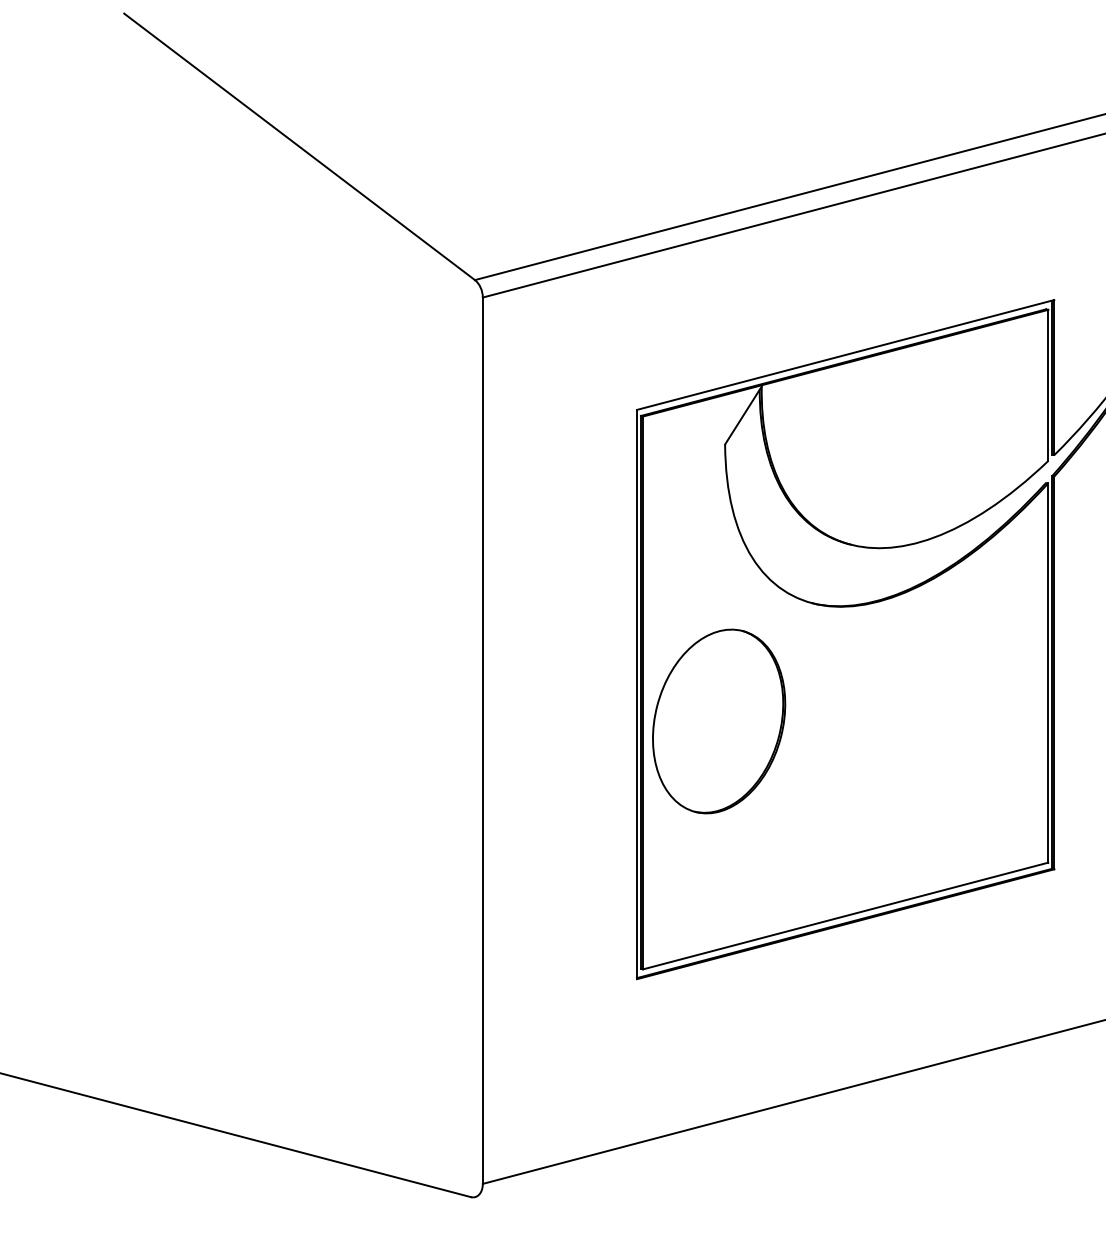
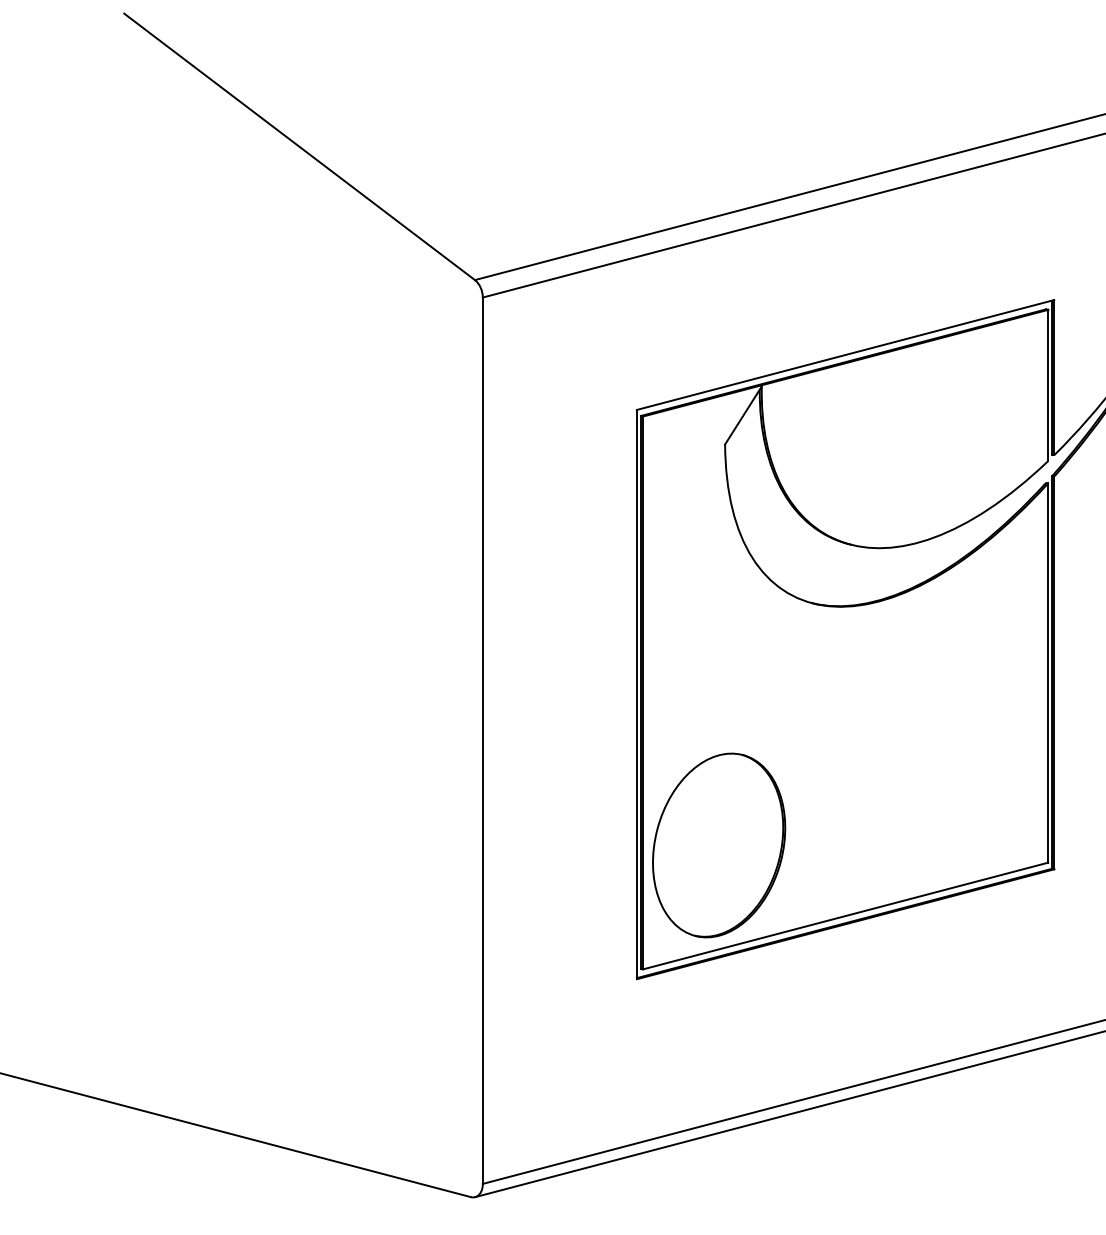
part position: (719, 721) -> (719, 845) (719, 845)
line: none -> present (788, 1114)
